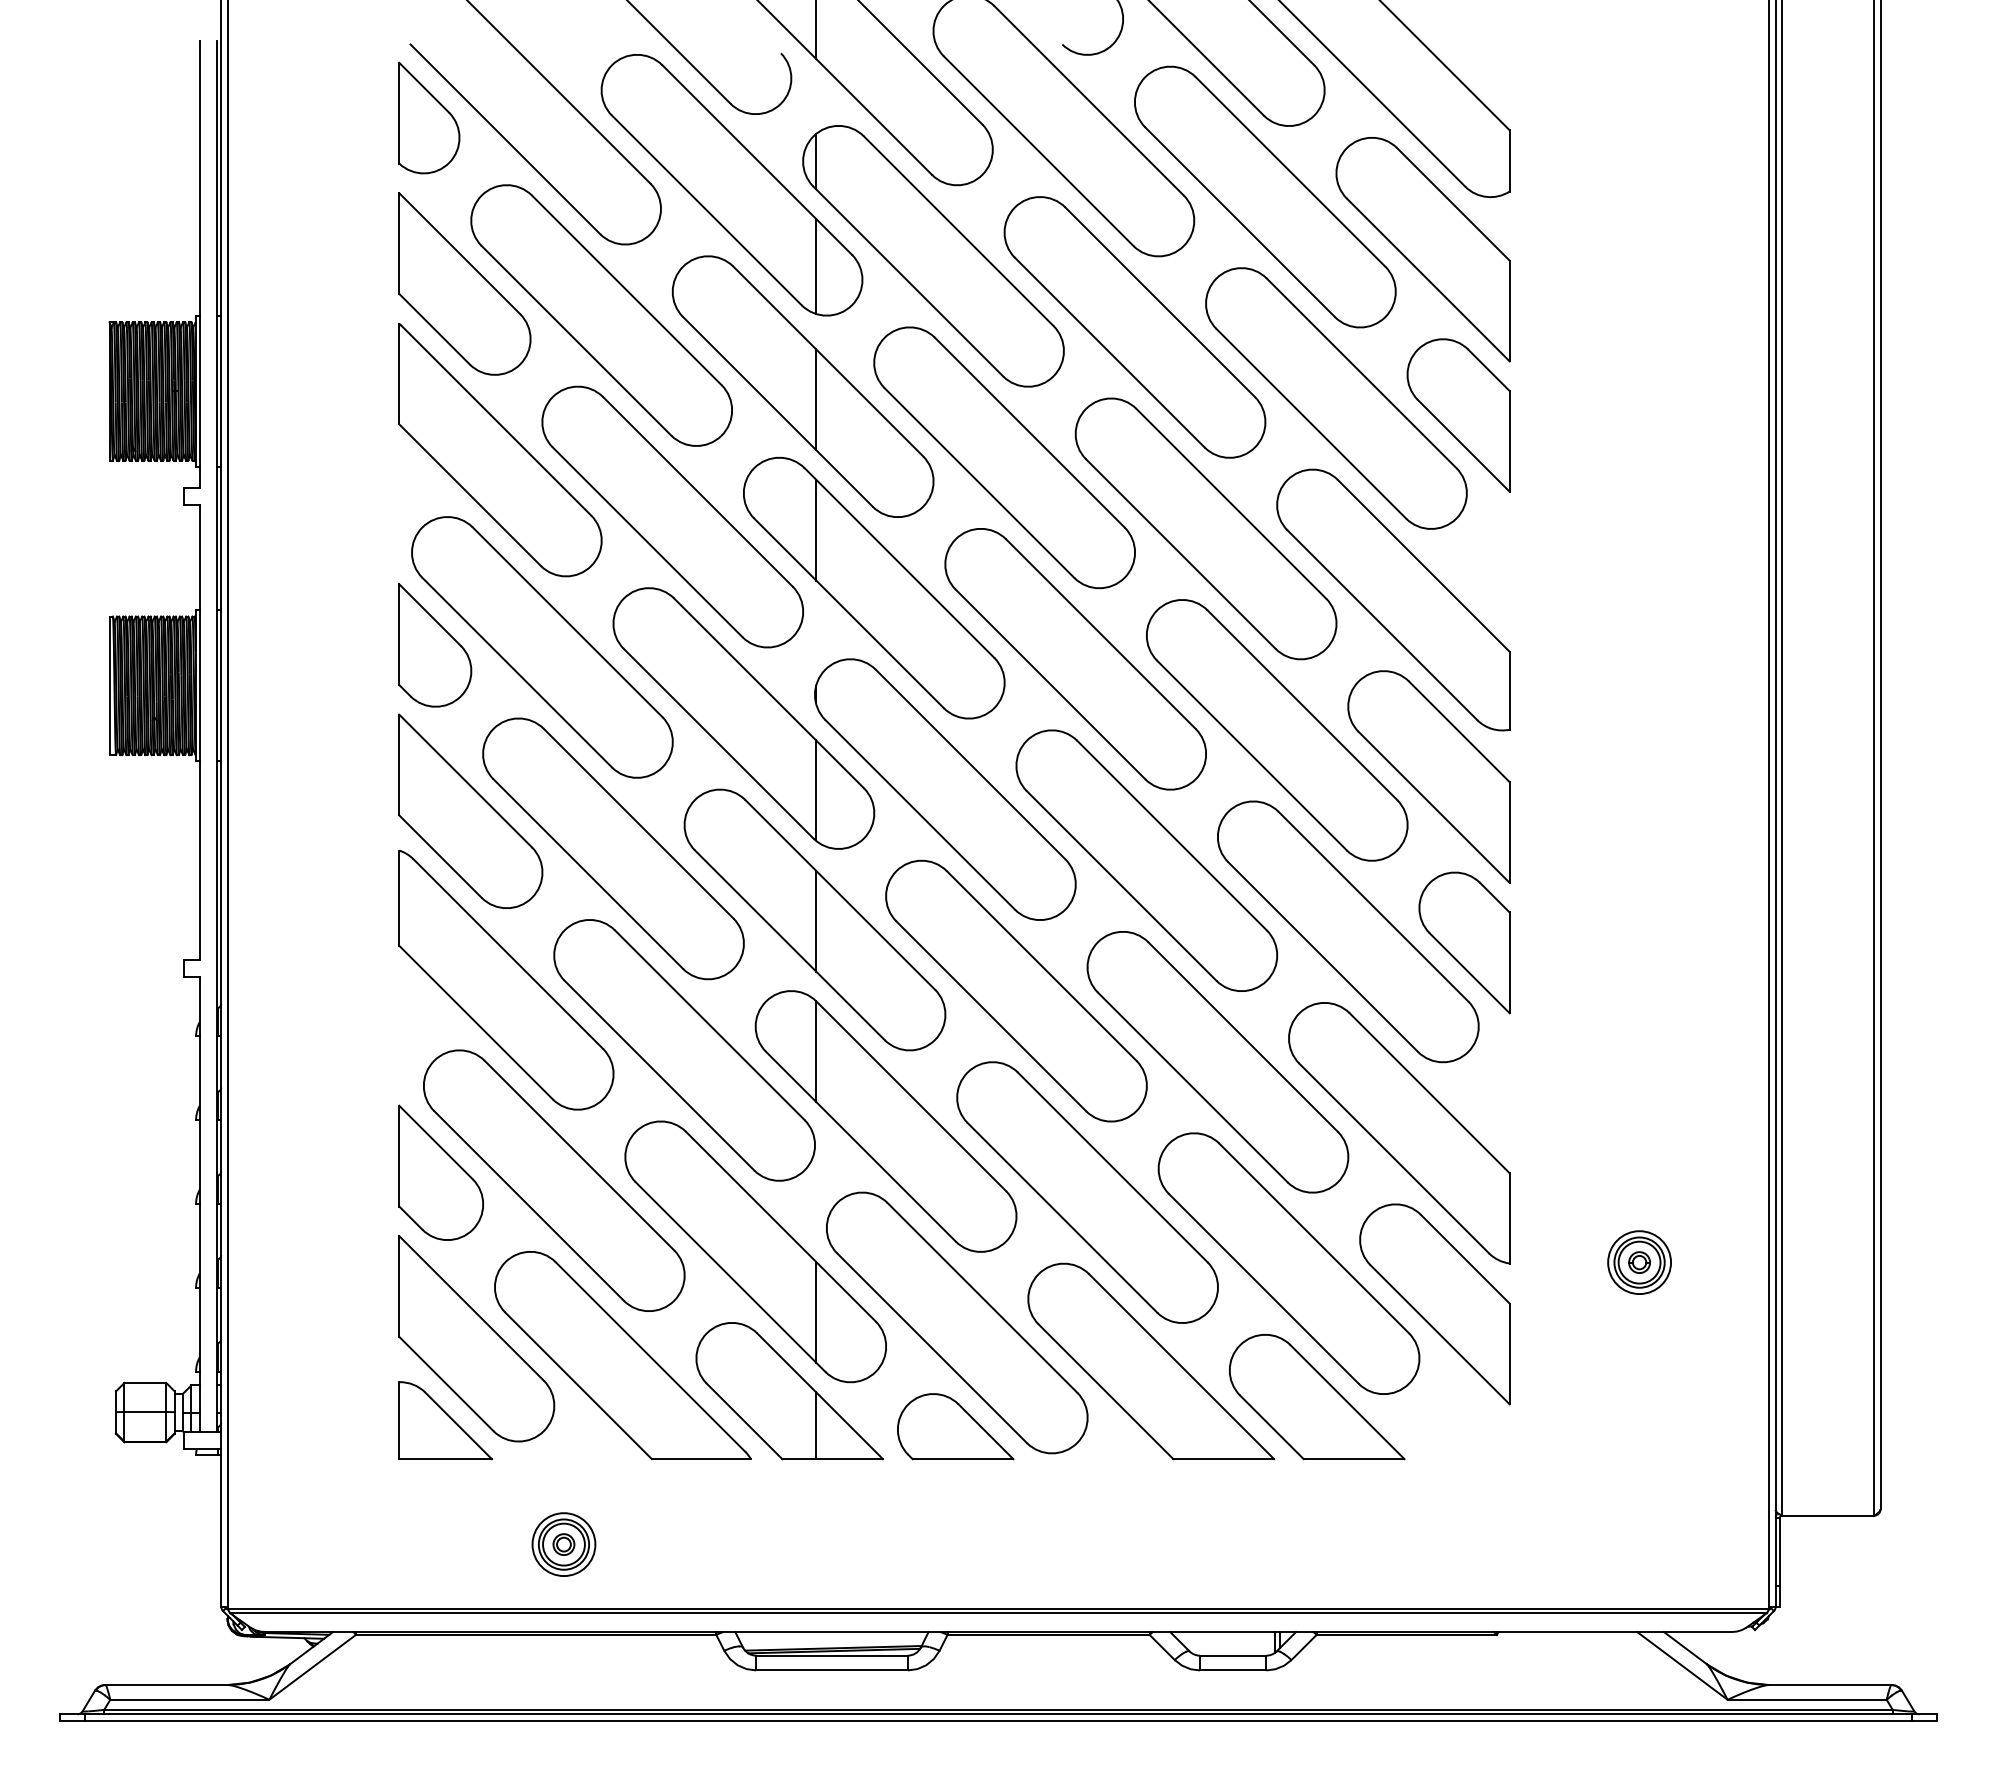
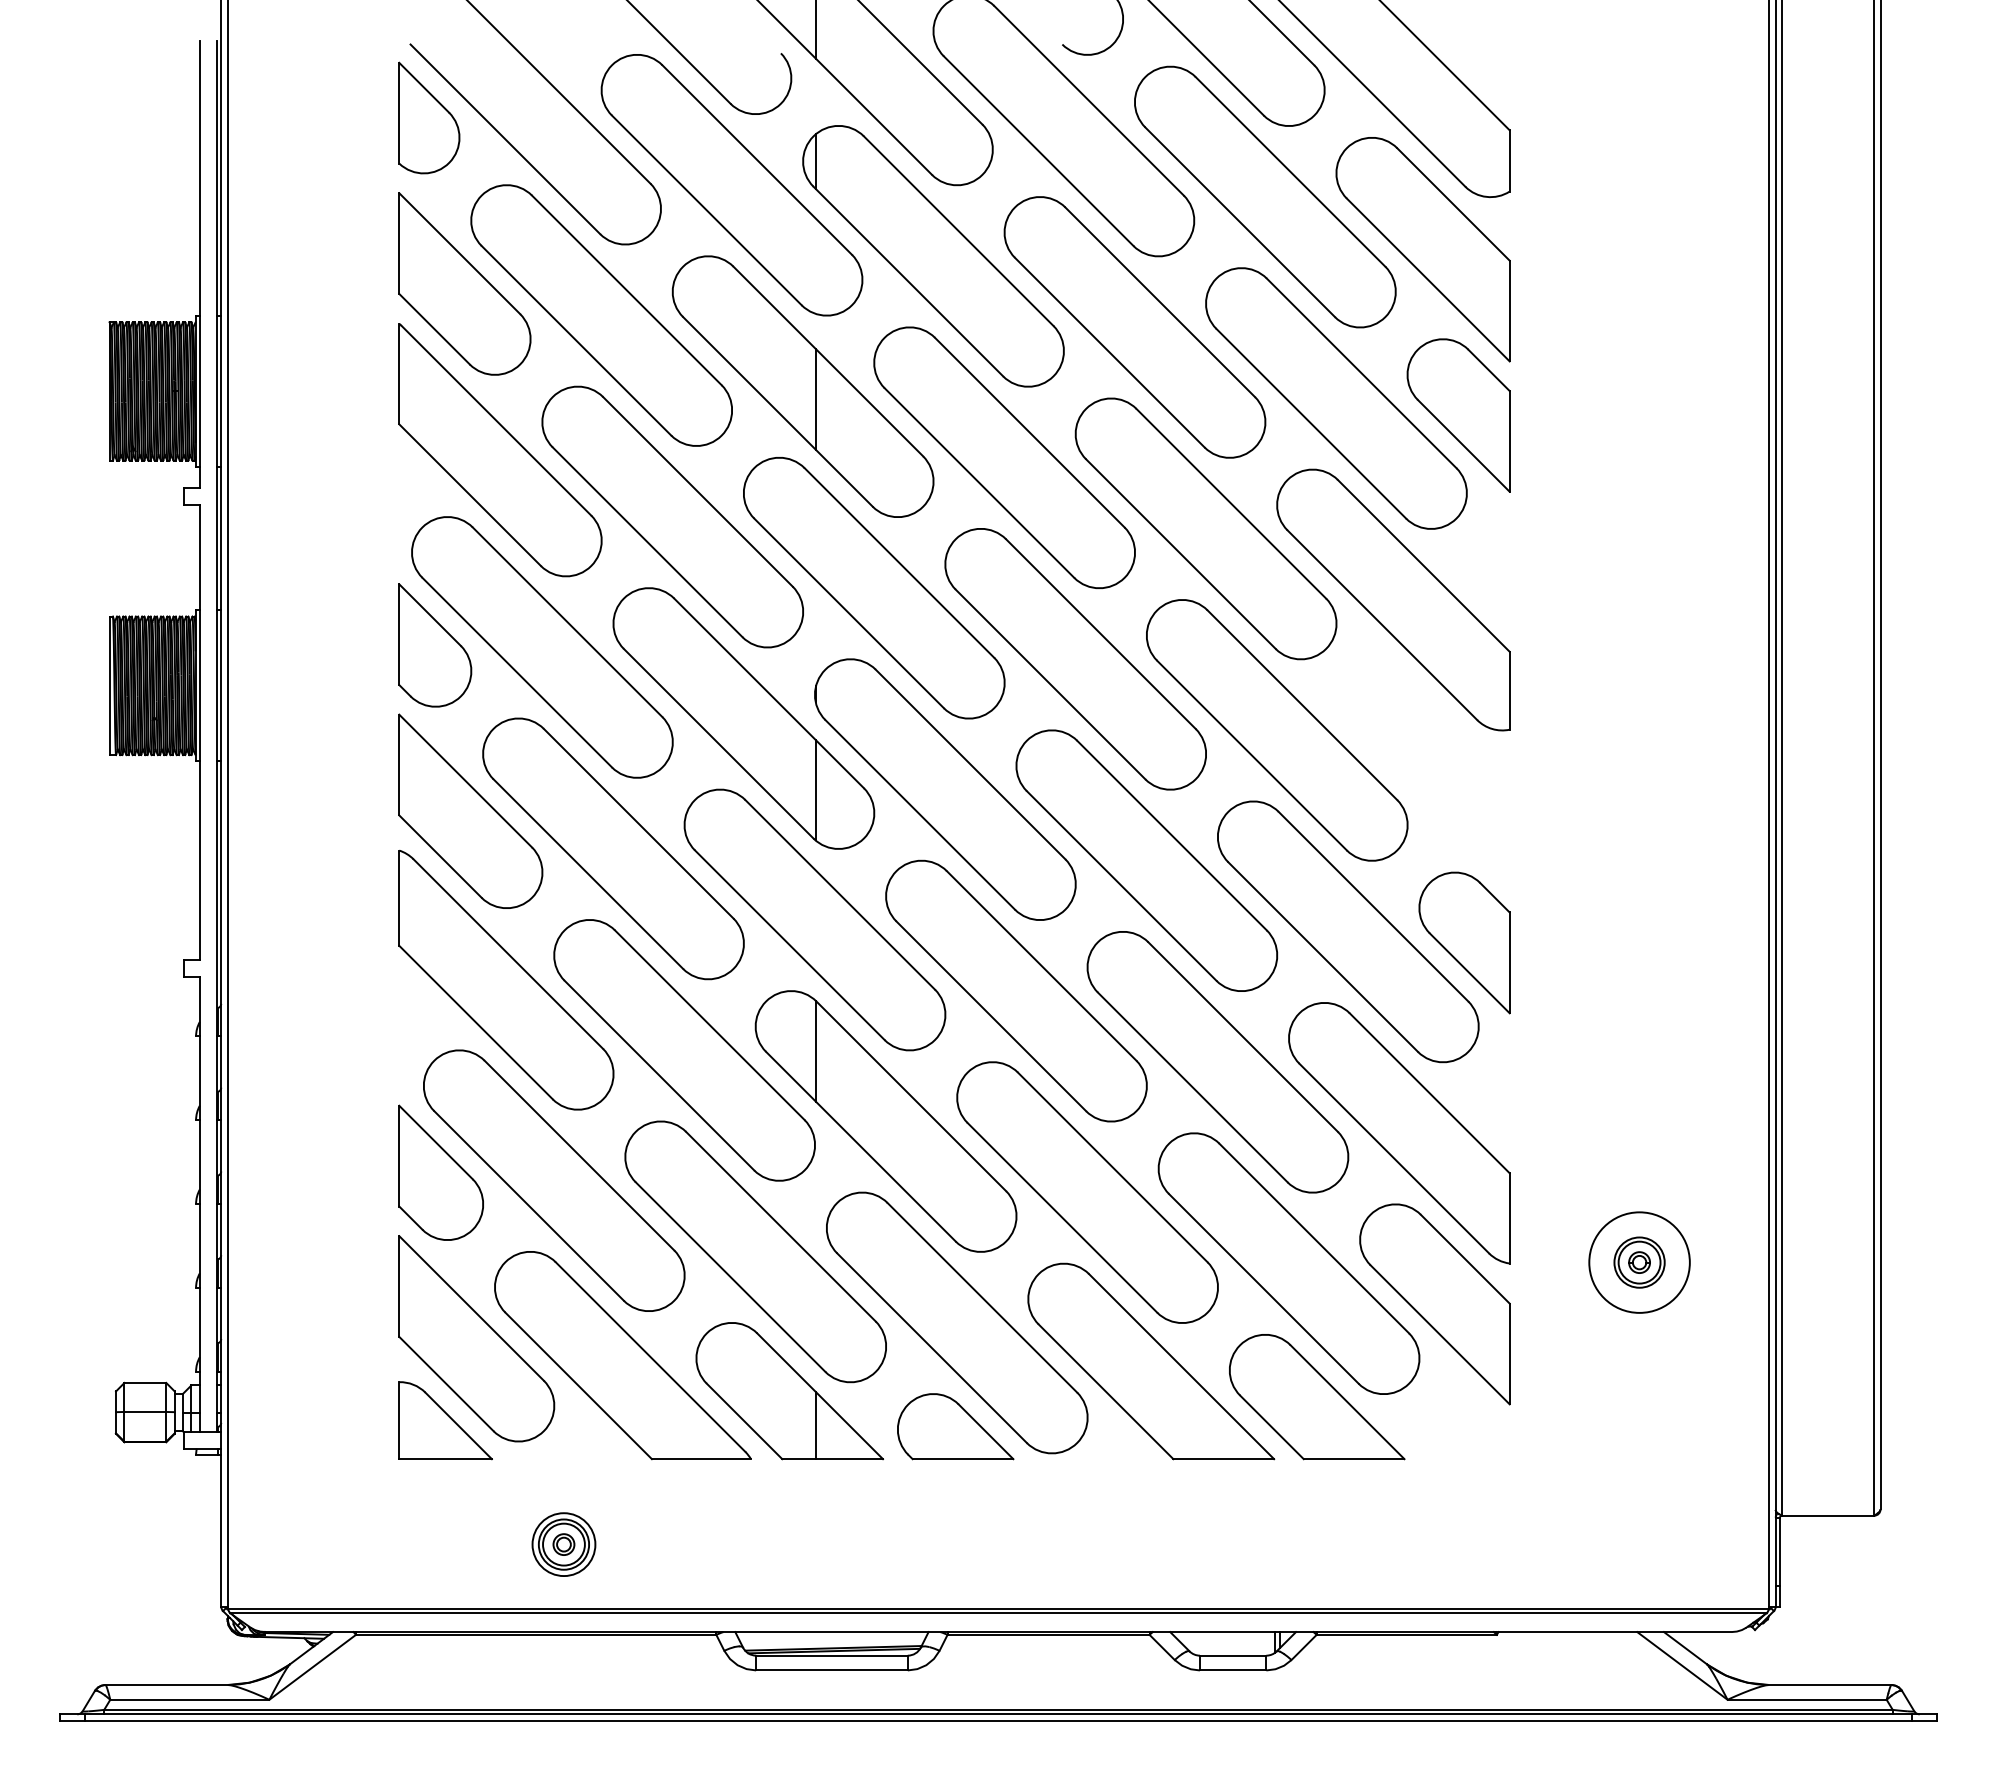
line: present -> none (816, 266)
line: present -> none (816, 529)
part: present -> none (1428, 776)
line: present -> none (816, 920)
circle diameter: 63 px -> 101 px (1639, 1262)
line: present -> none (816, 1312)
